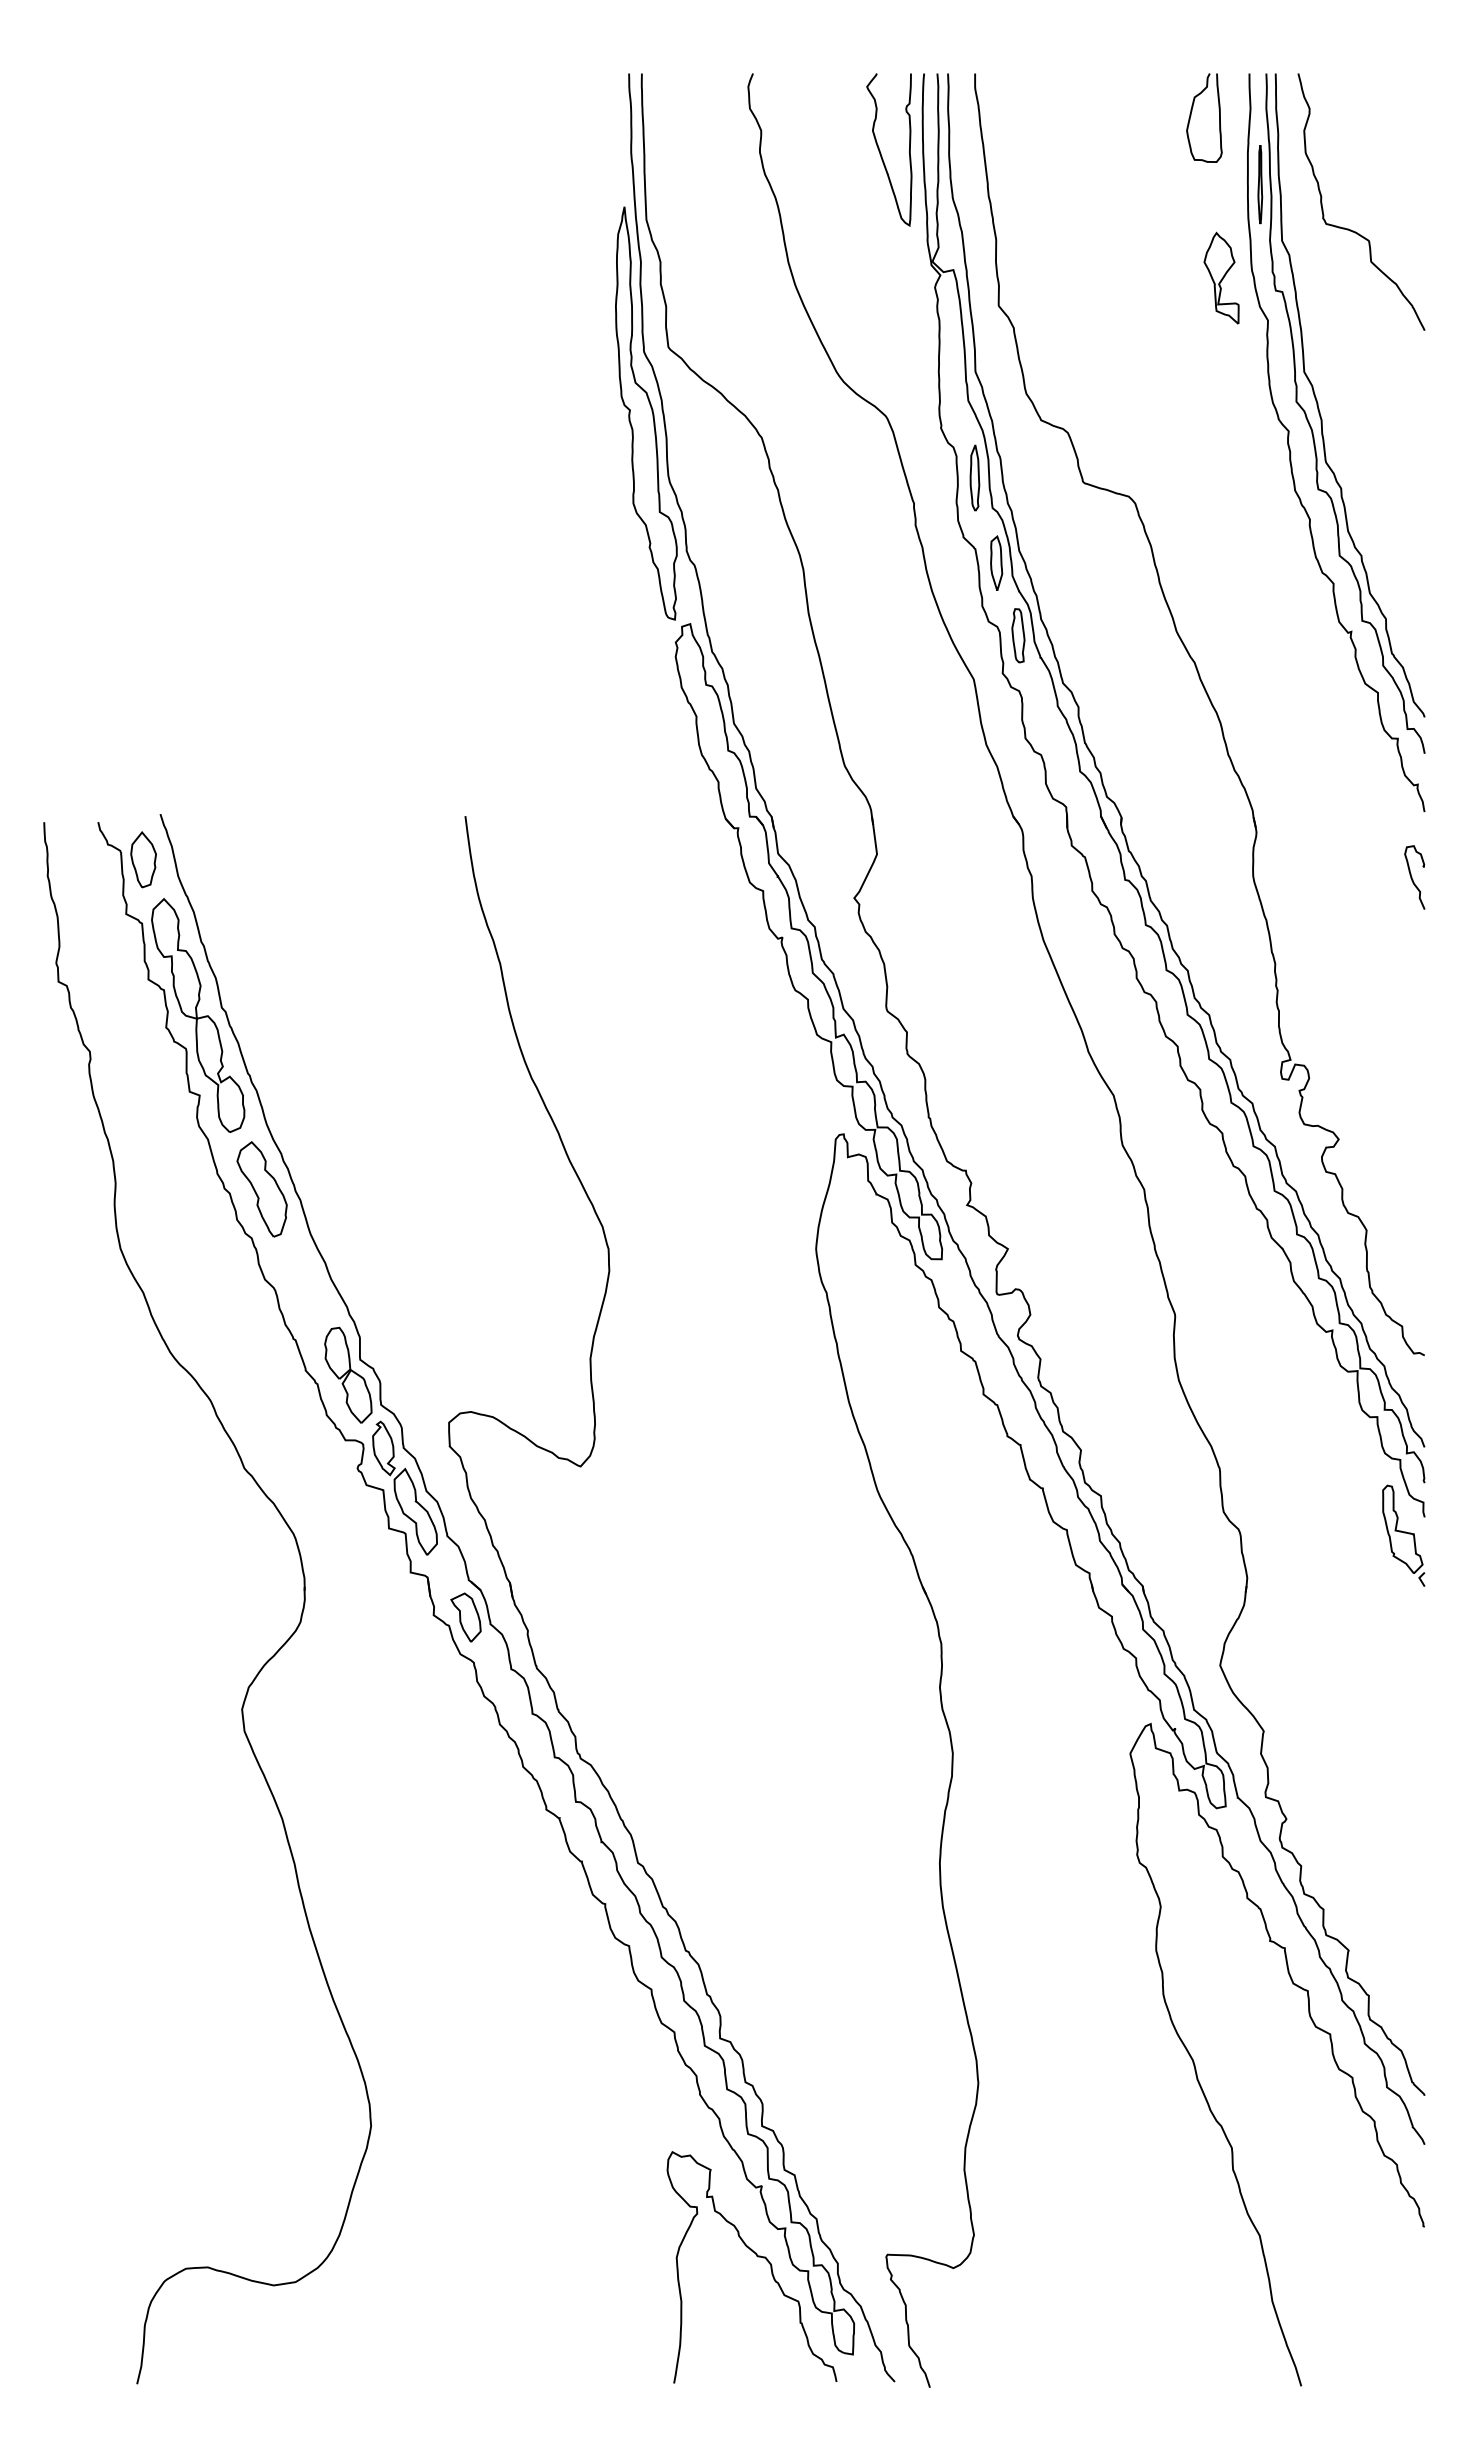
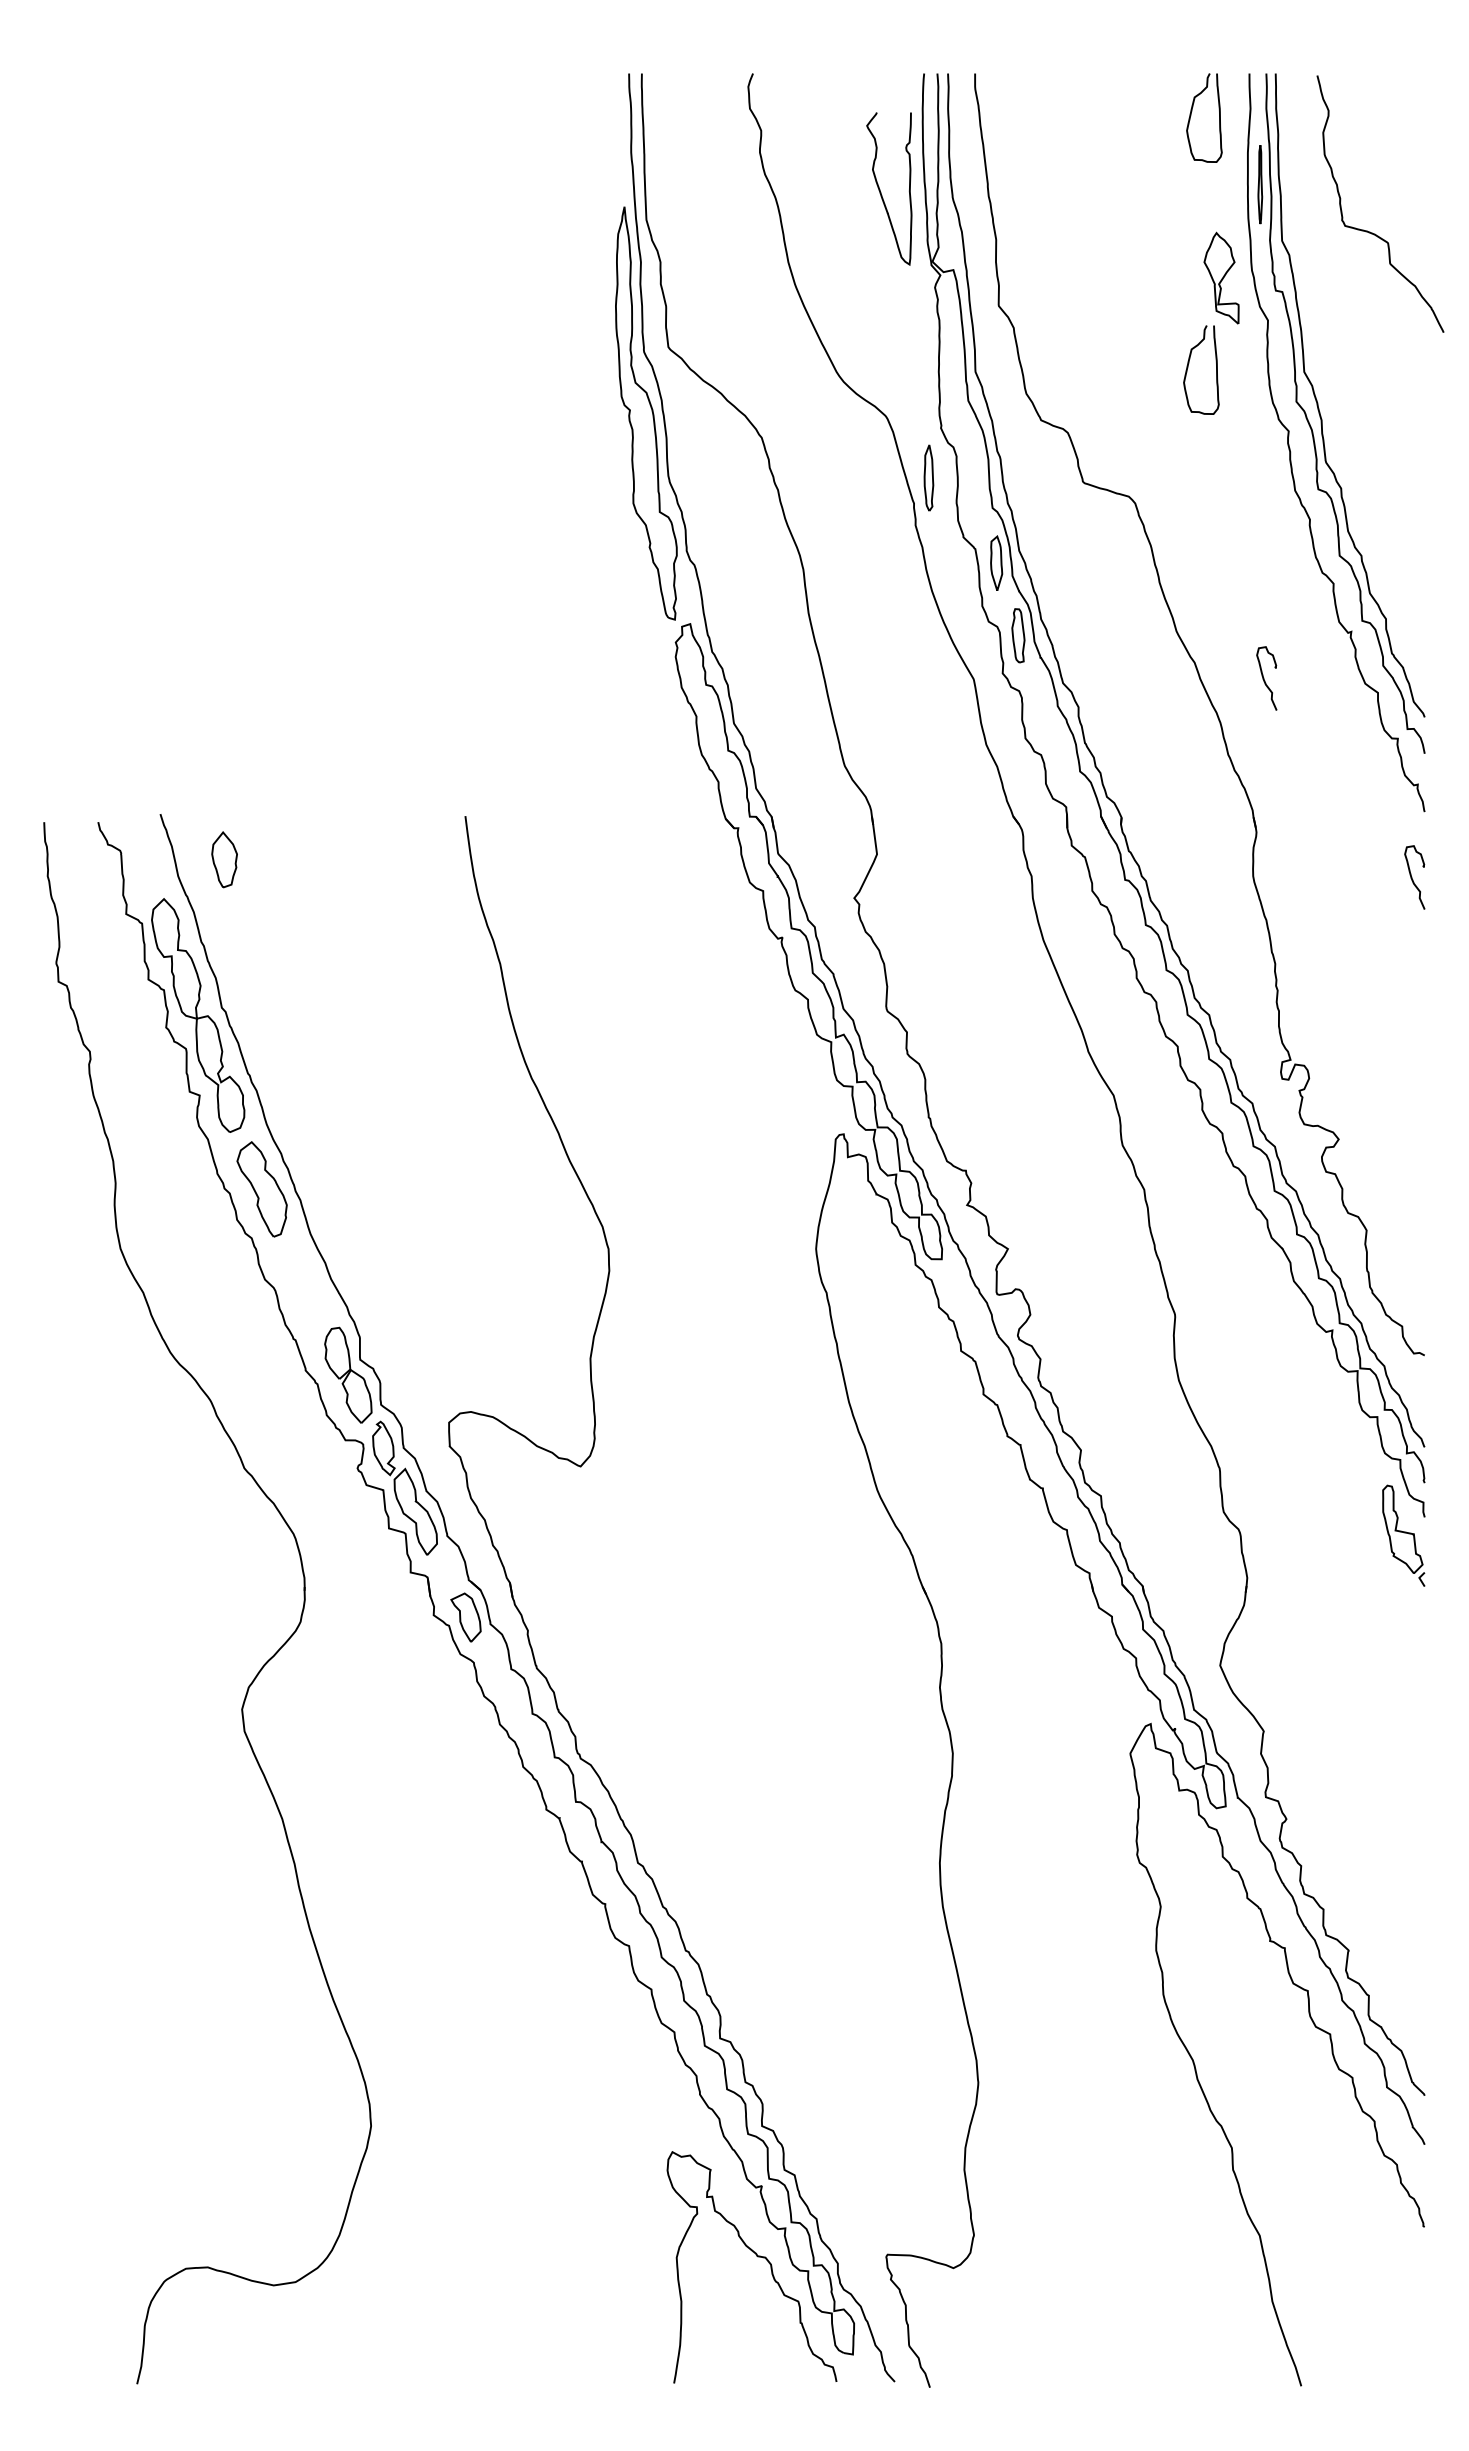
curve position: (881, 153) -> (881, 192) (881, 192)
curve position: (1351, 229) -> (1370, 231) (1370, 231)
curve: none -> present (1188, 368)
part position: (974, 477) -> (928, 477) (928, 477)
curve: none -> present (1264, 678)
part position: (143, 859) -> (224, 859) (224, 859)
